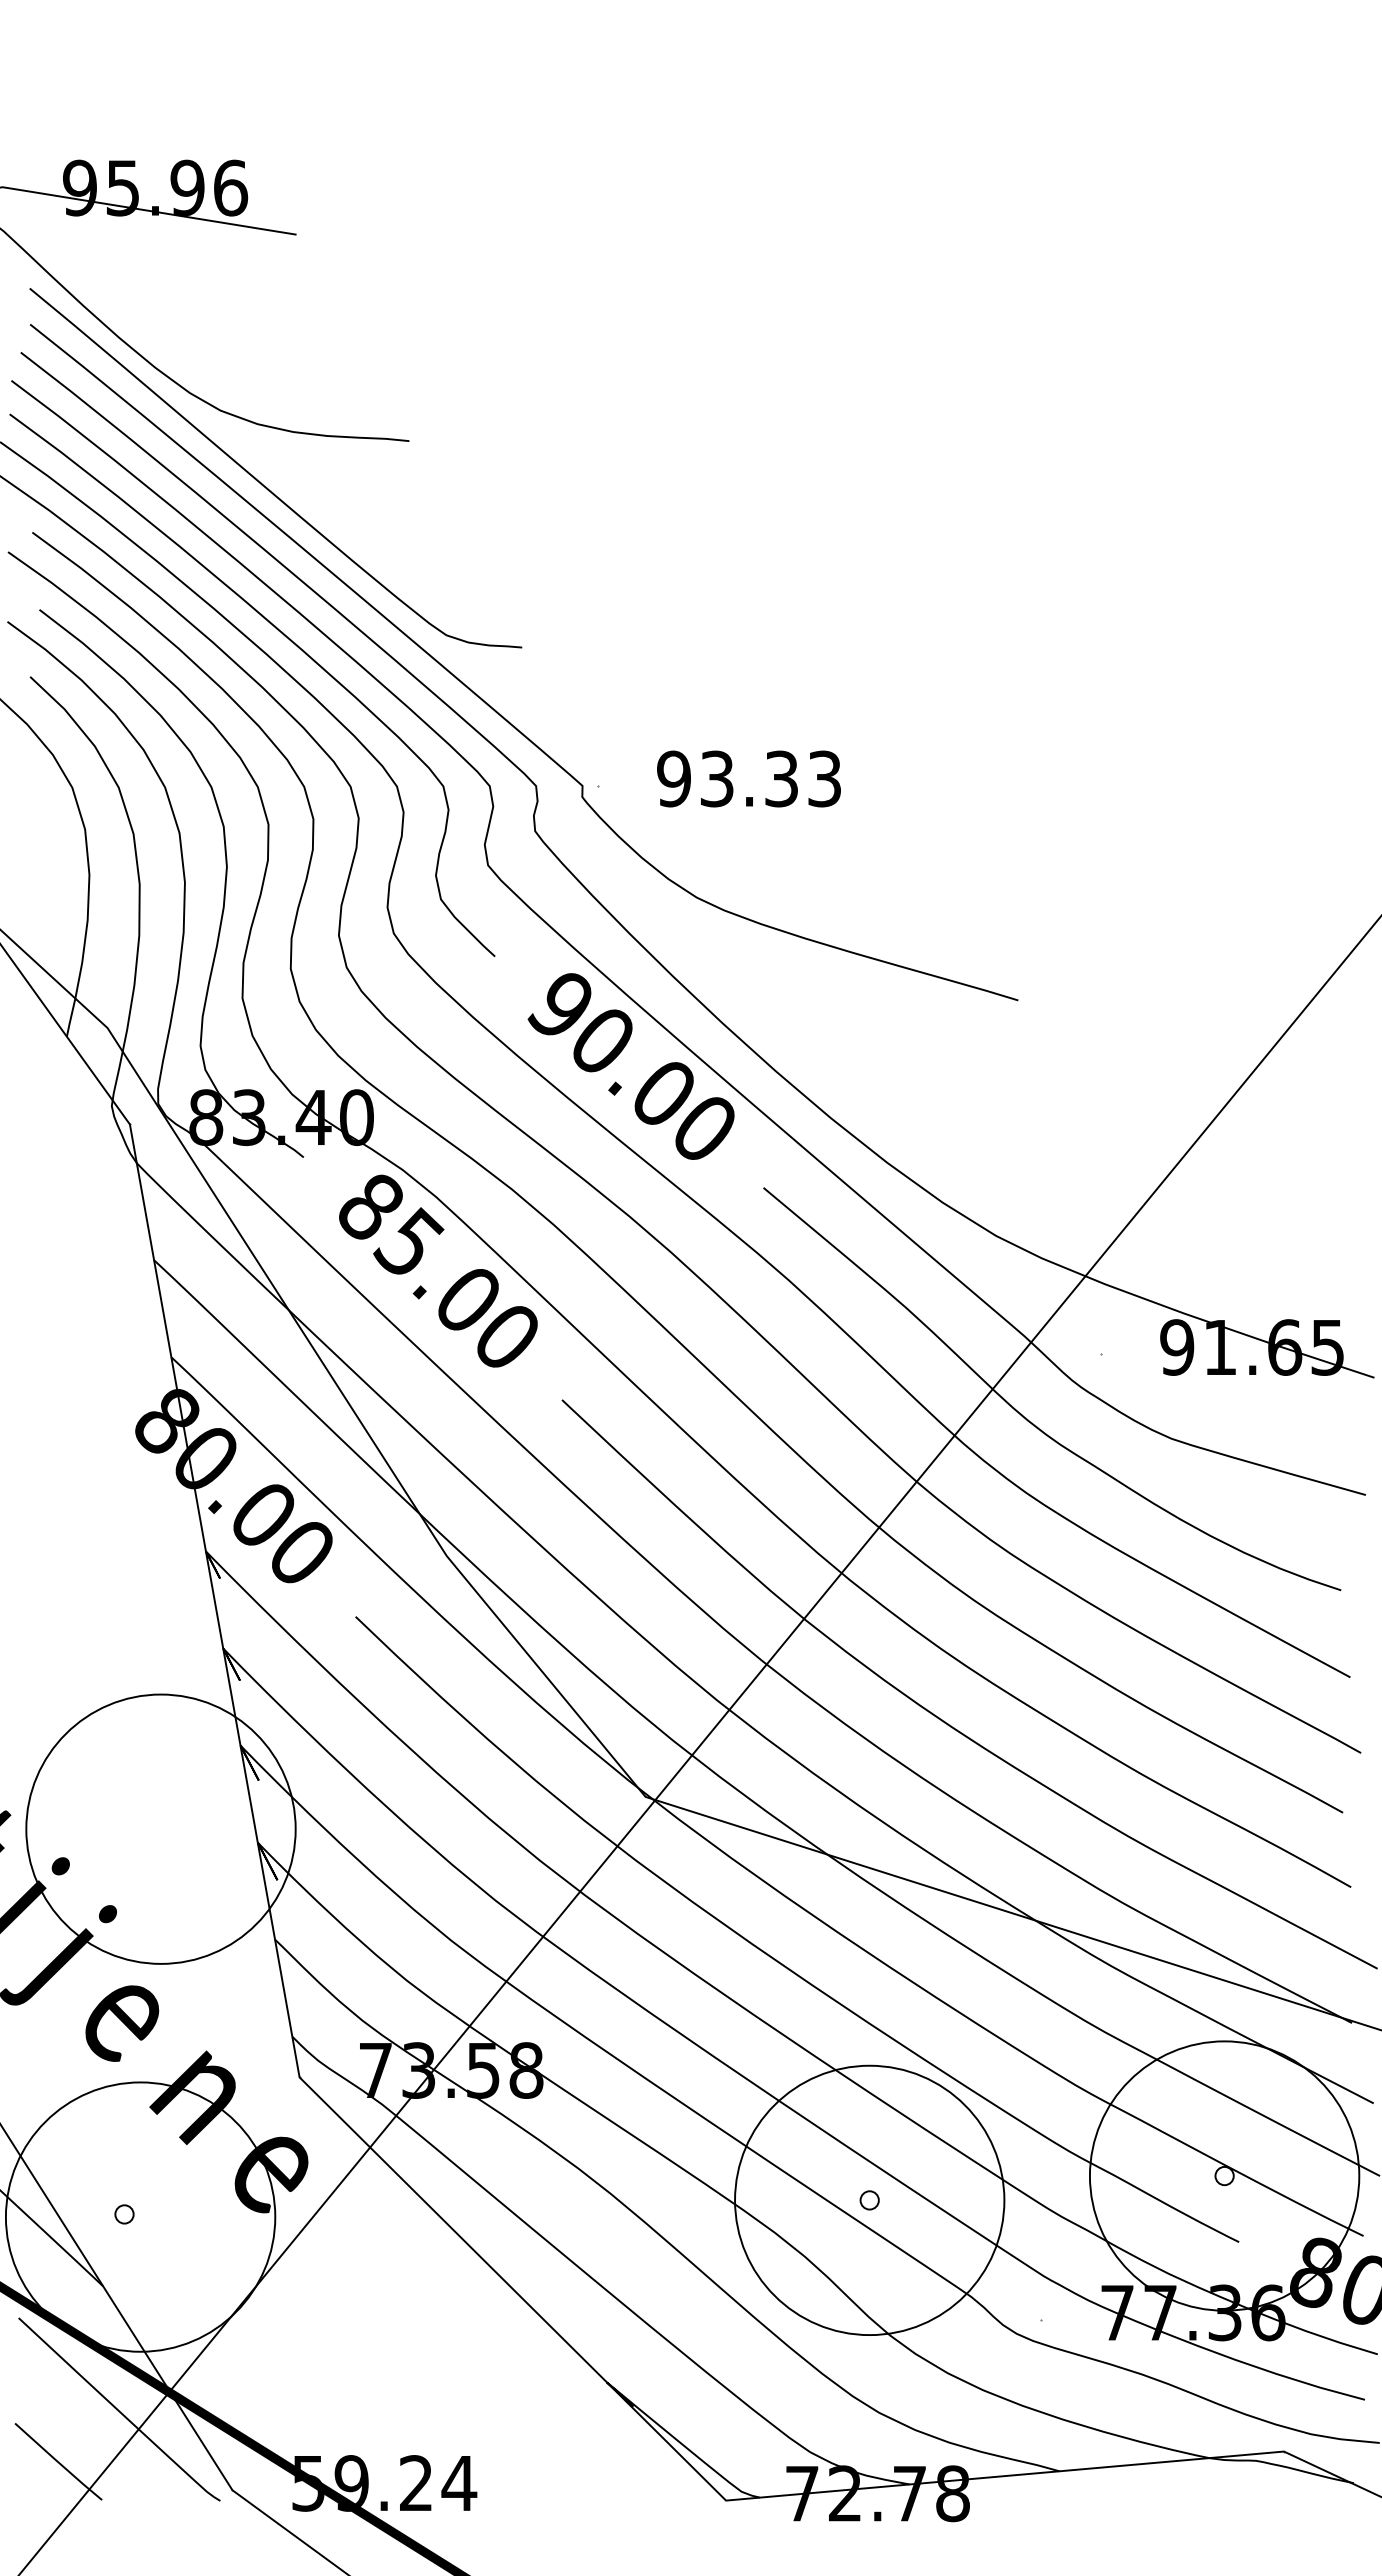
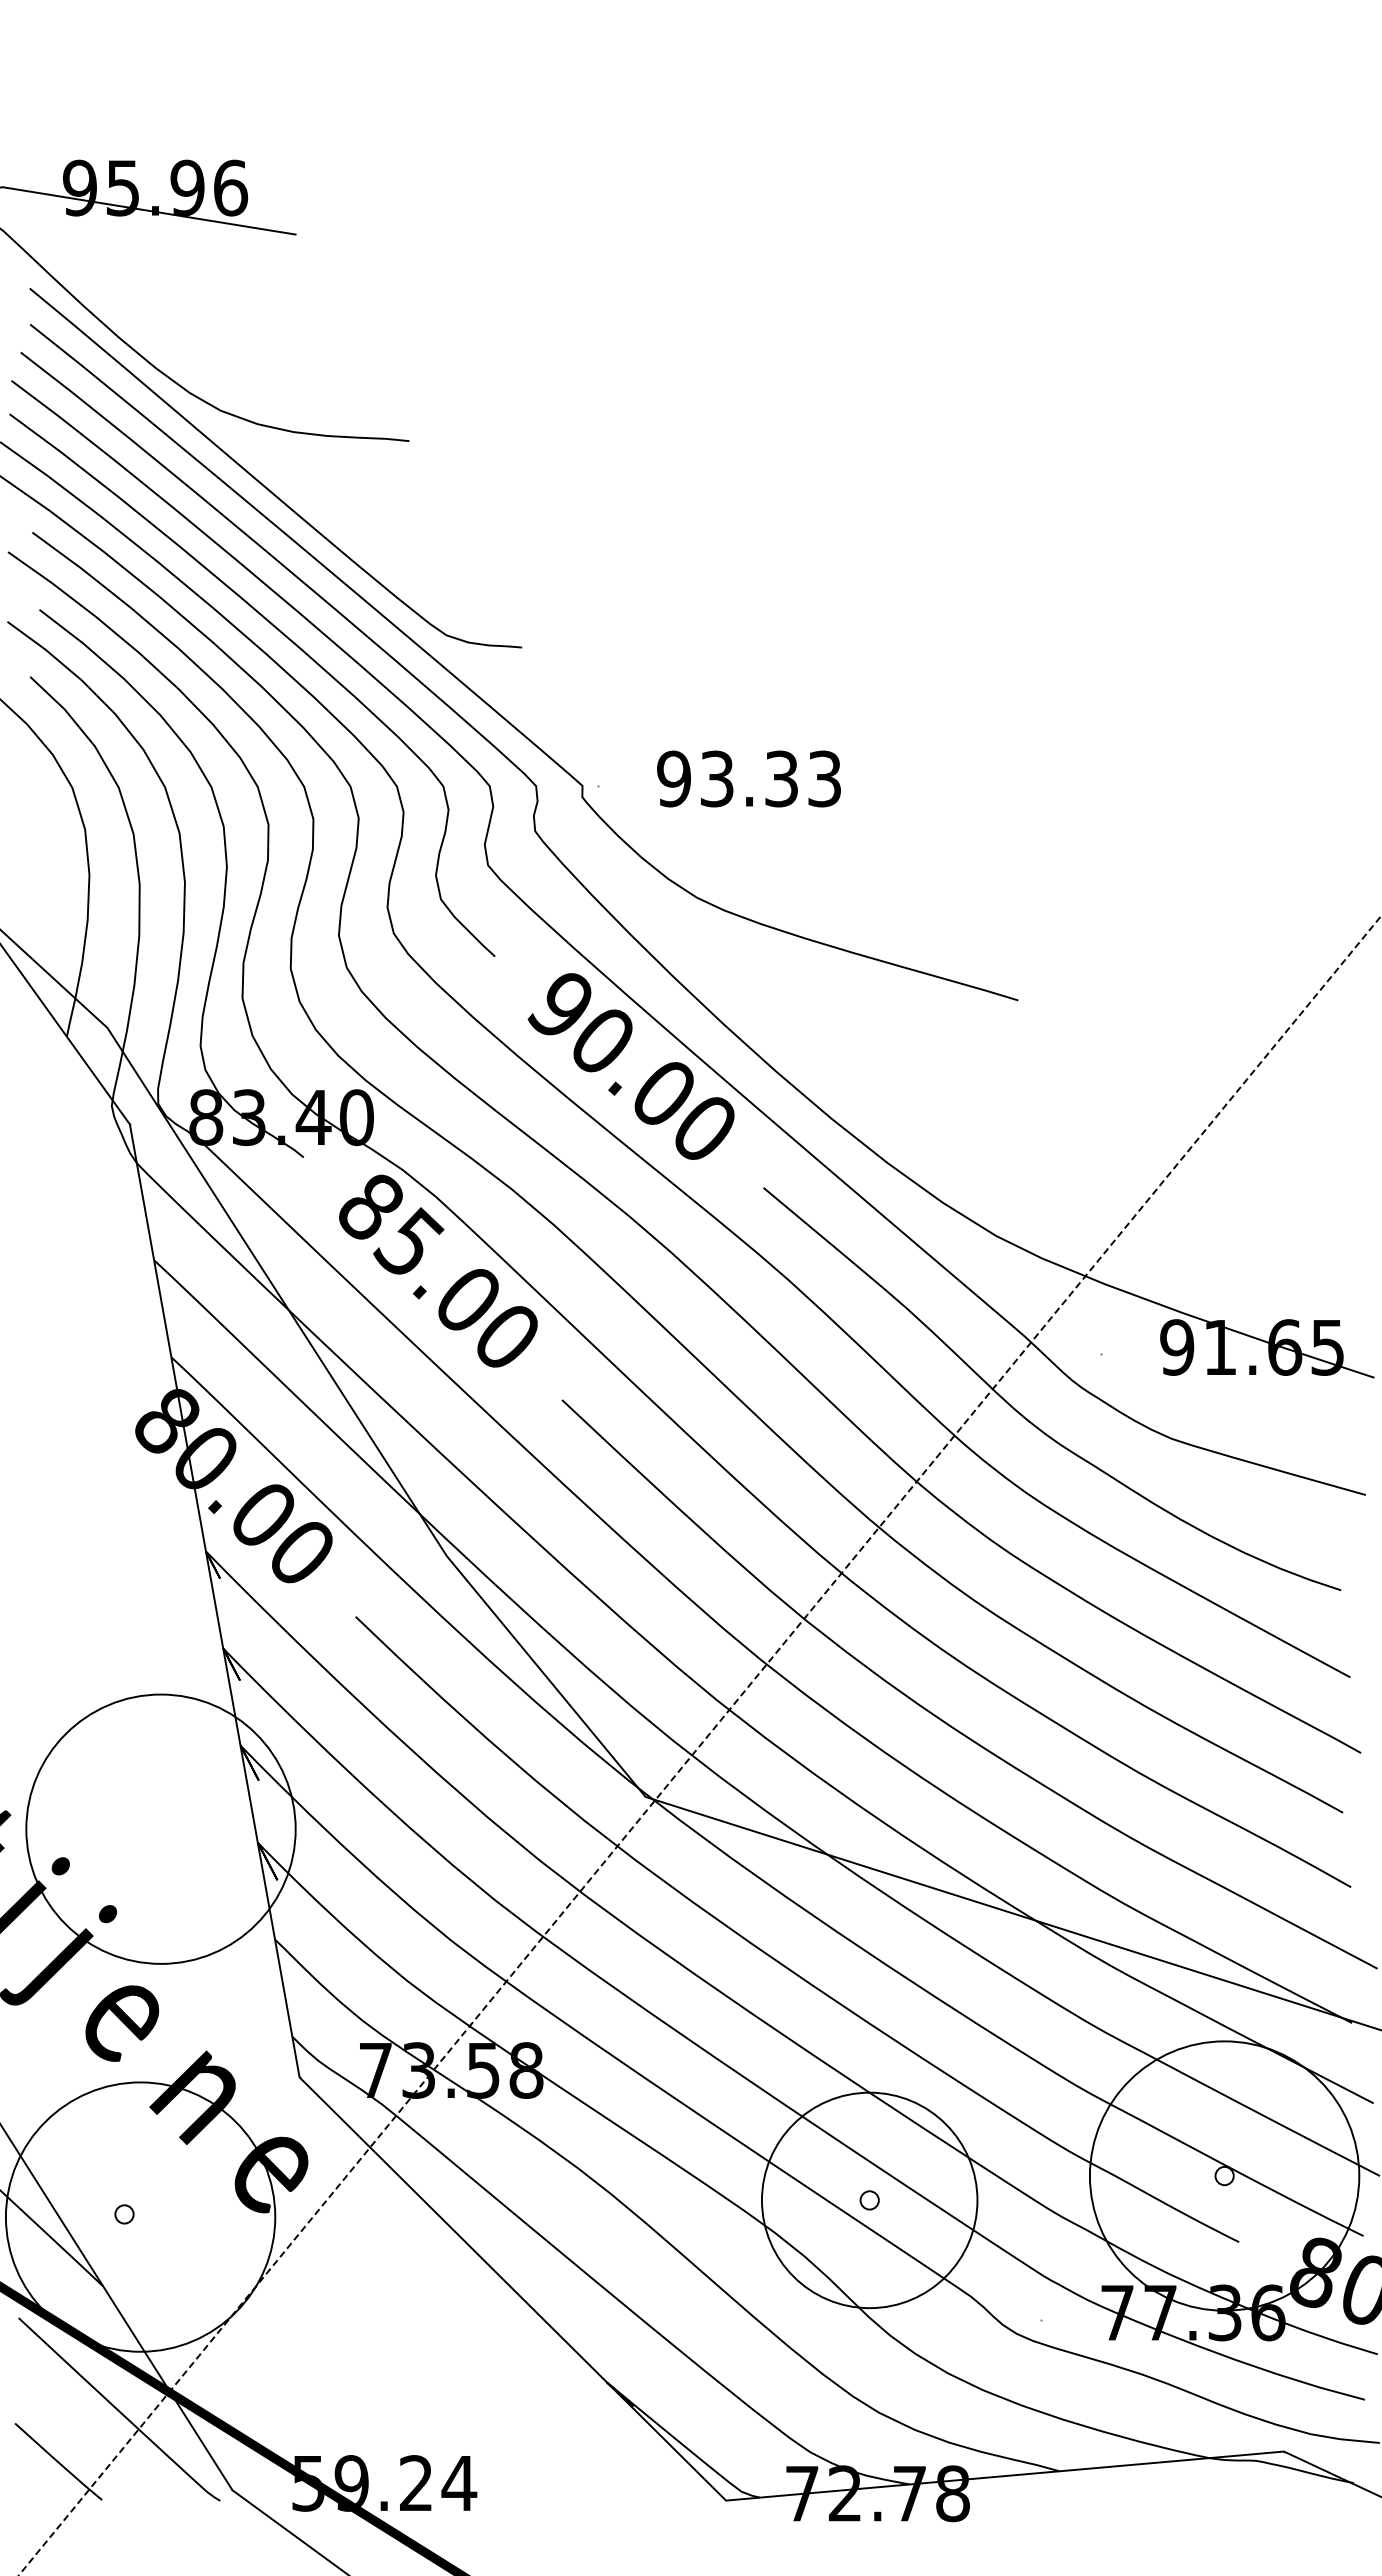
line: solid -> dashed (699, 1745)
circle diameter: 269 px -> 215 px (869, 2200)
